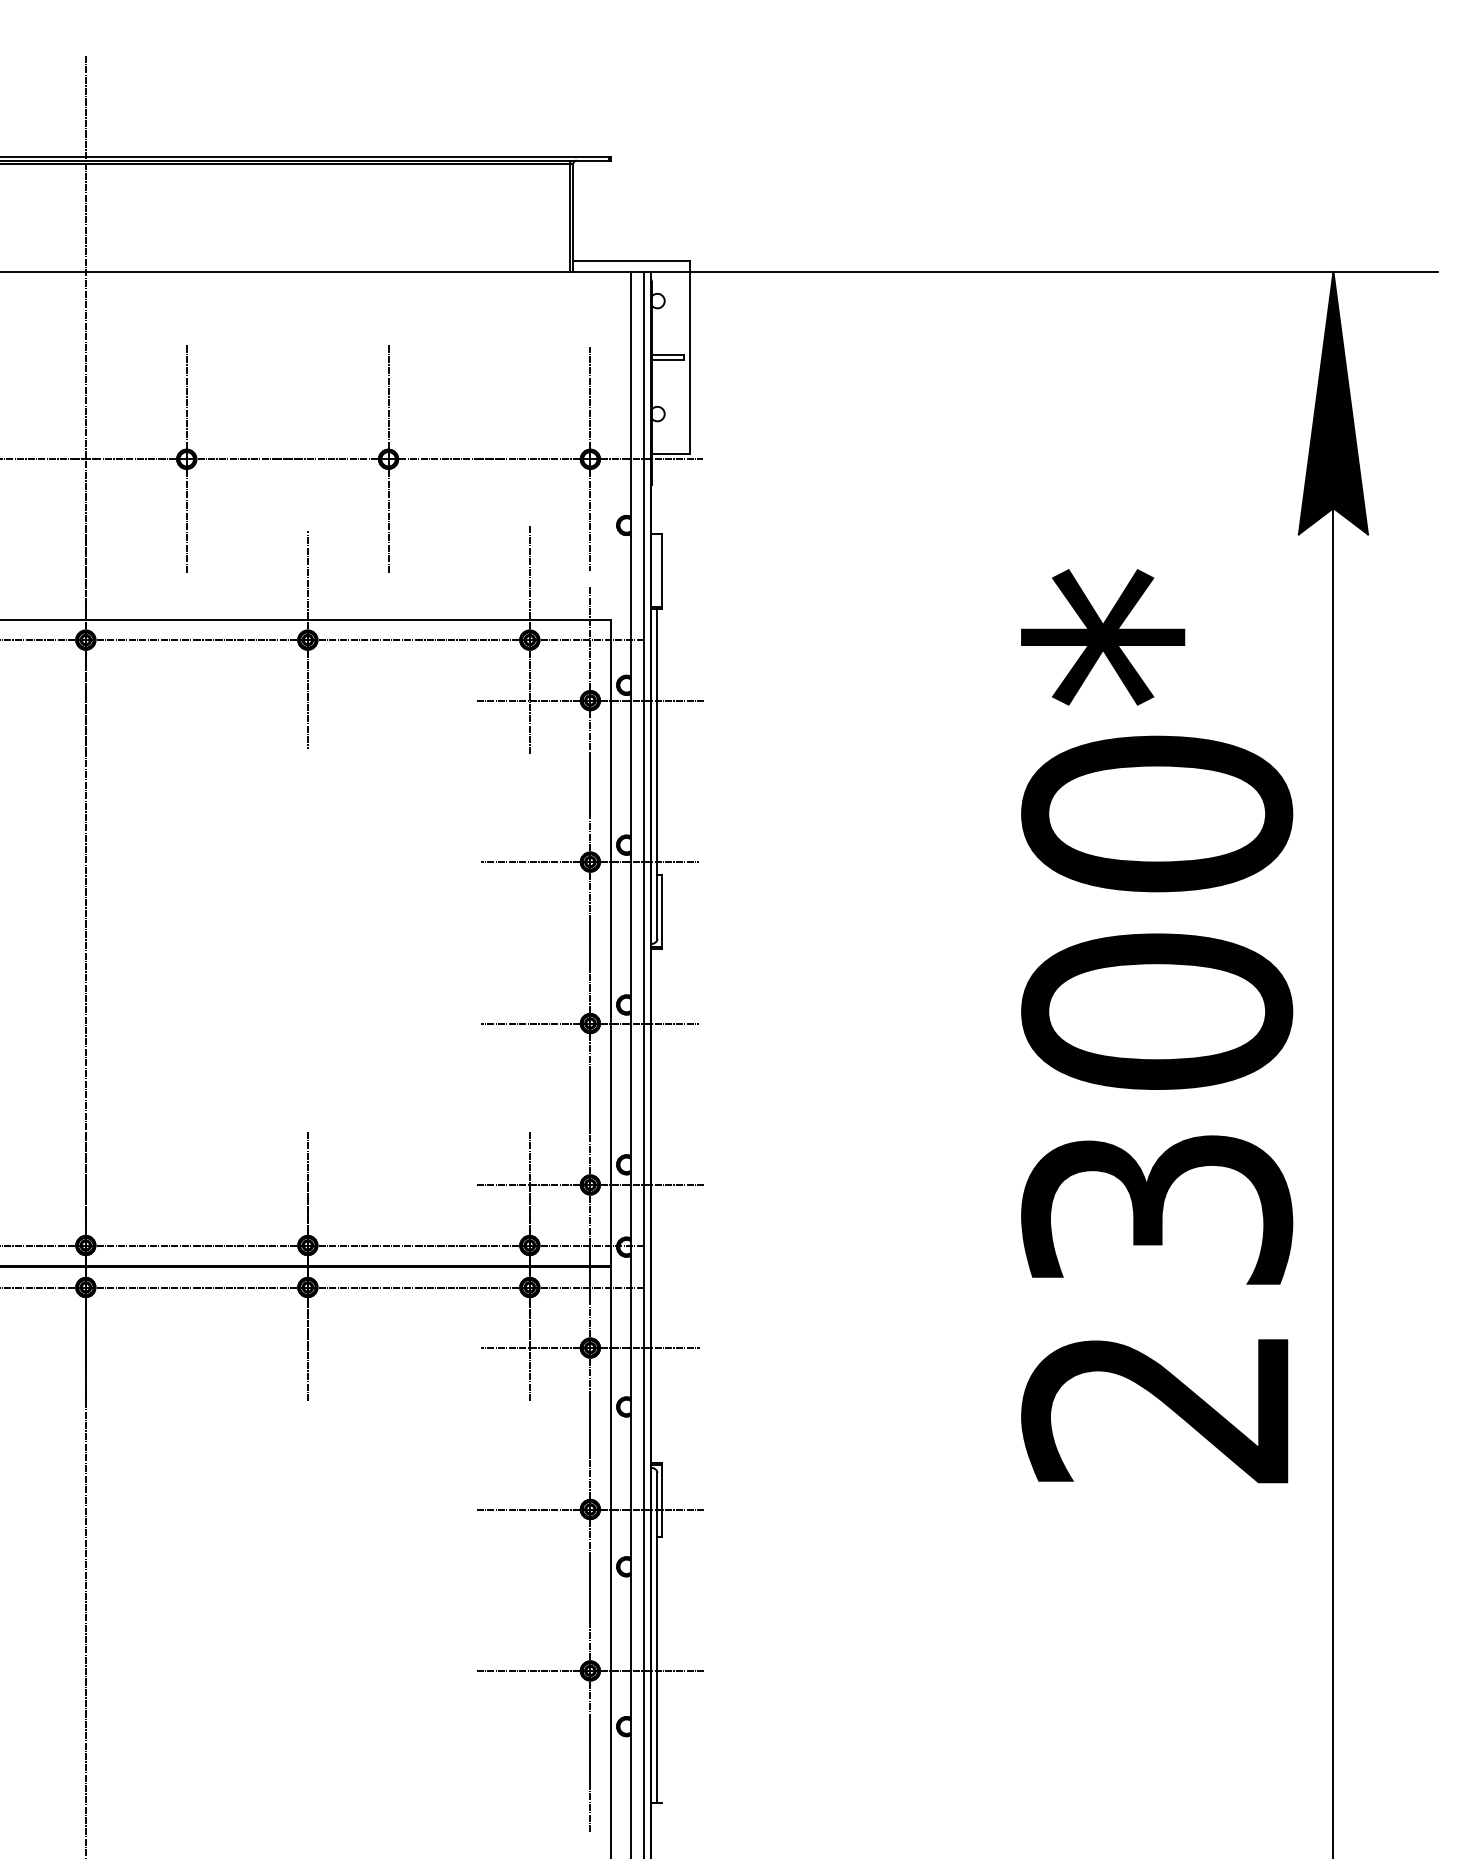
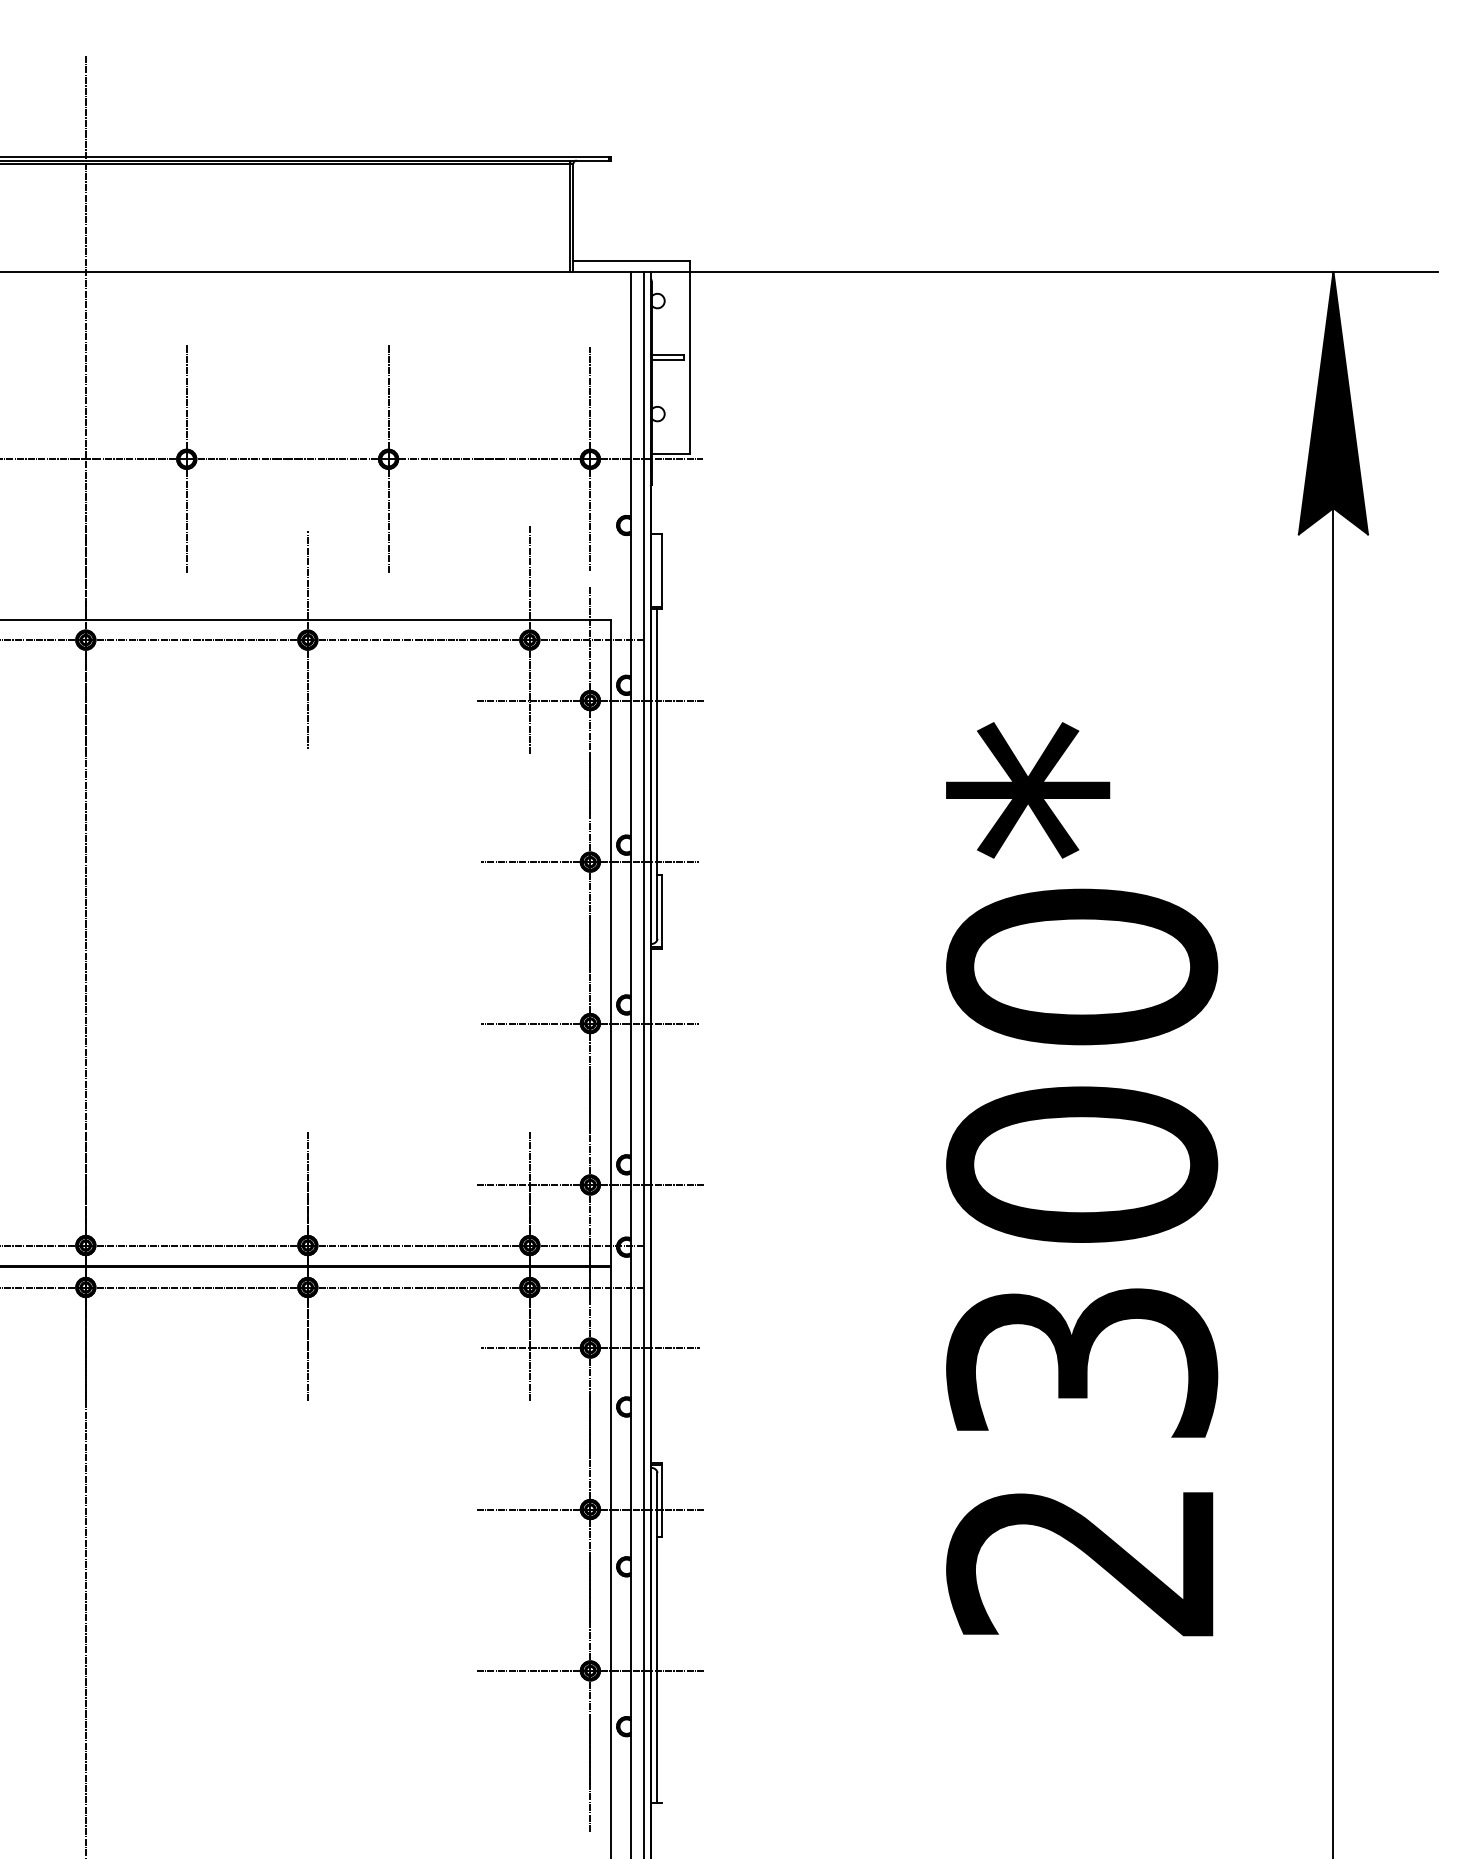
text position: (1157, 1026) -> (1082, 1179) (1082, 1179)
